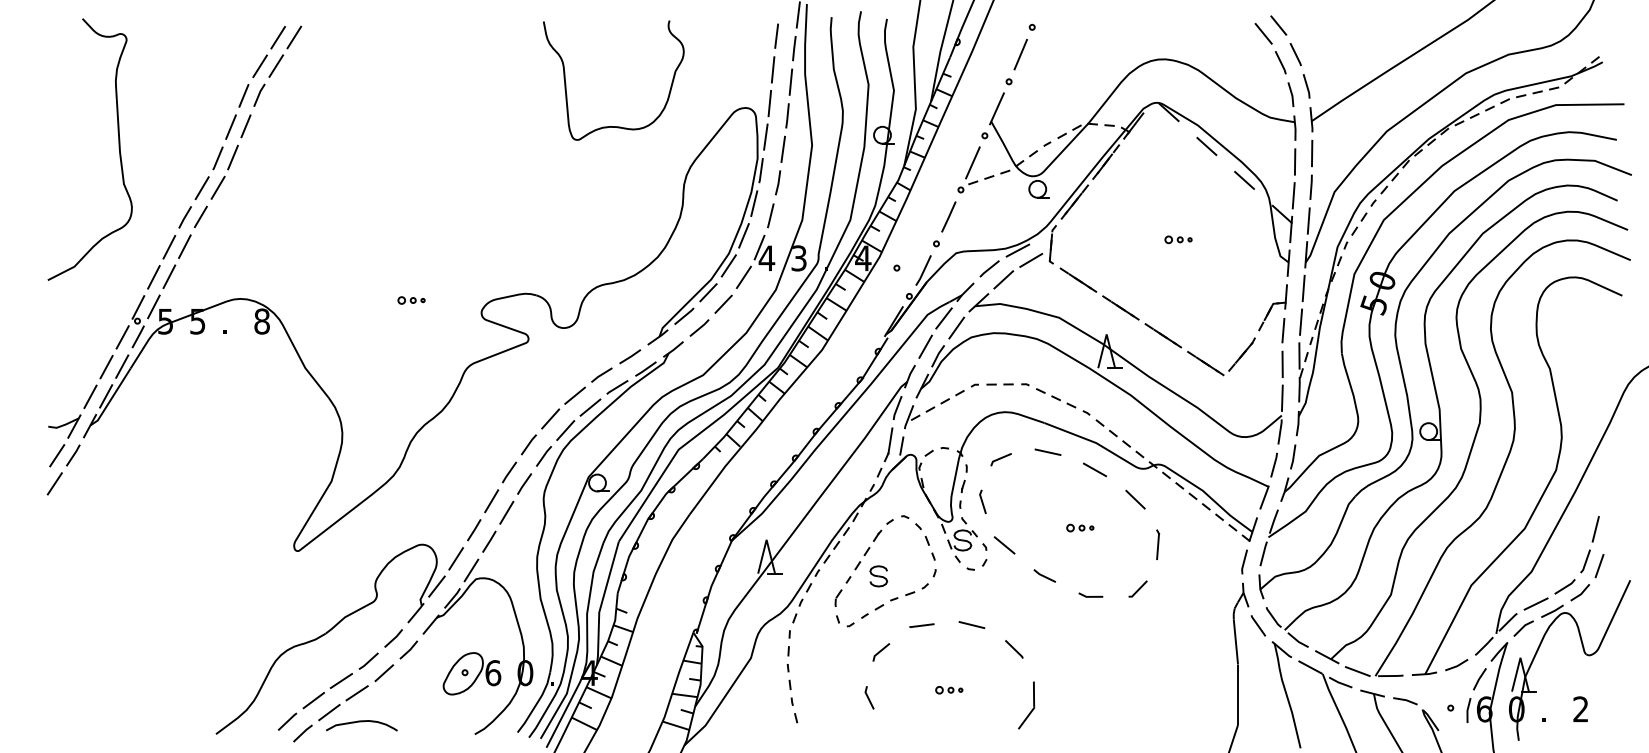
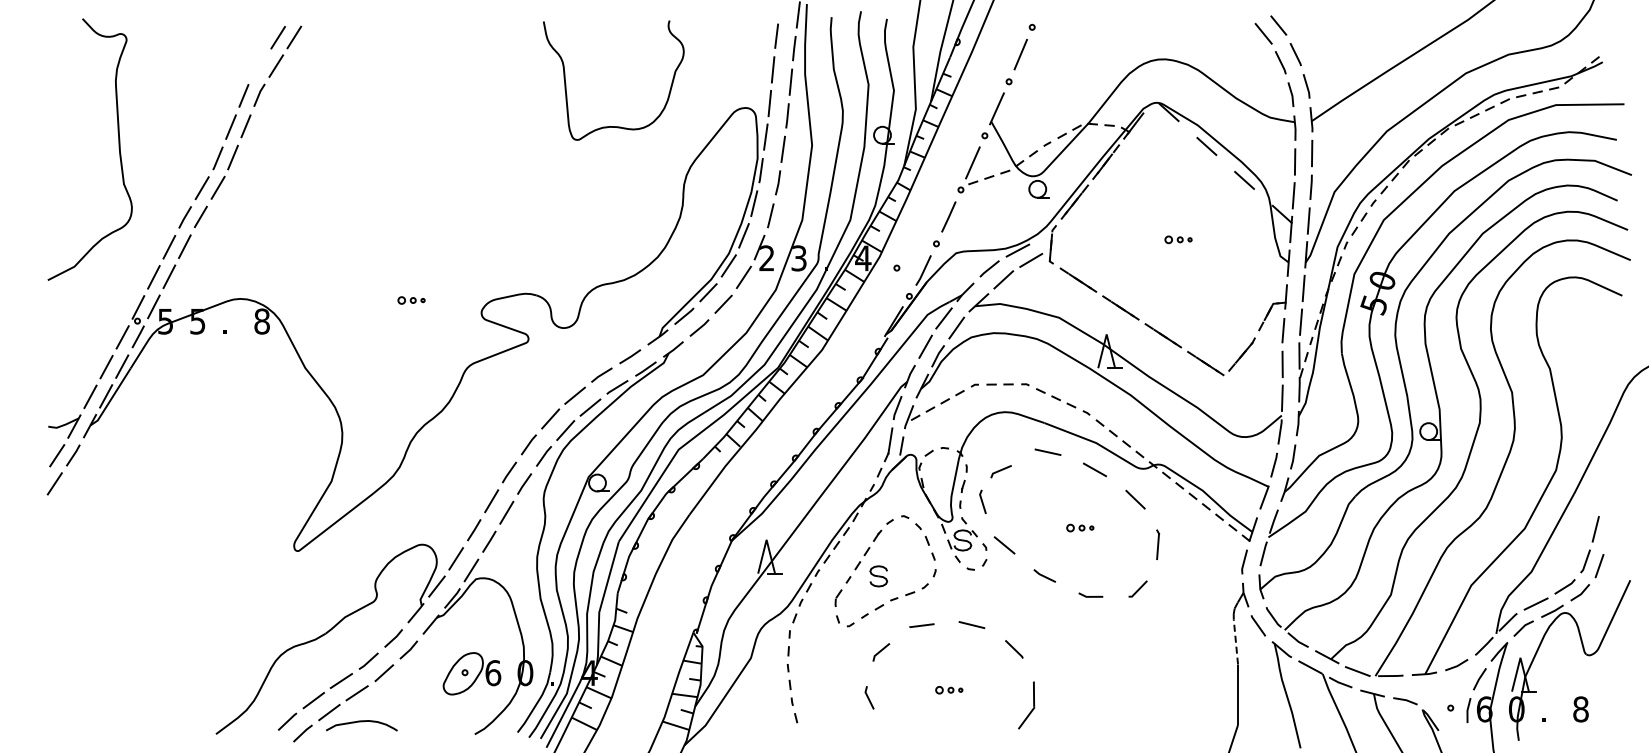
line: present -> none (259, 66)
text: 4 -> 2 (766, 258)
line position: (1000, 459) -> (1000, 471) (1000, 471)
line: solid -> dashed (1235, 642)
text: 2 -> 8 (1580, 709)
